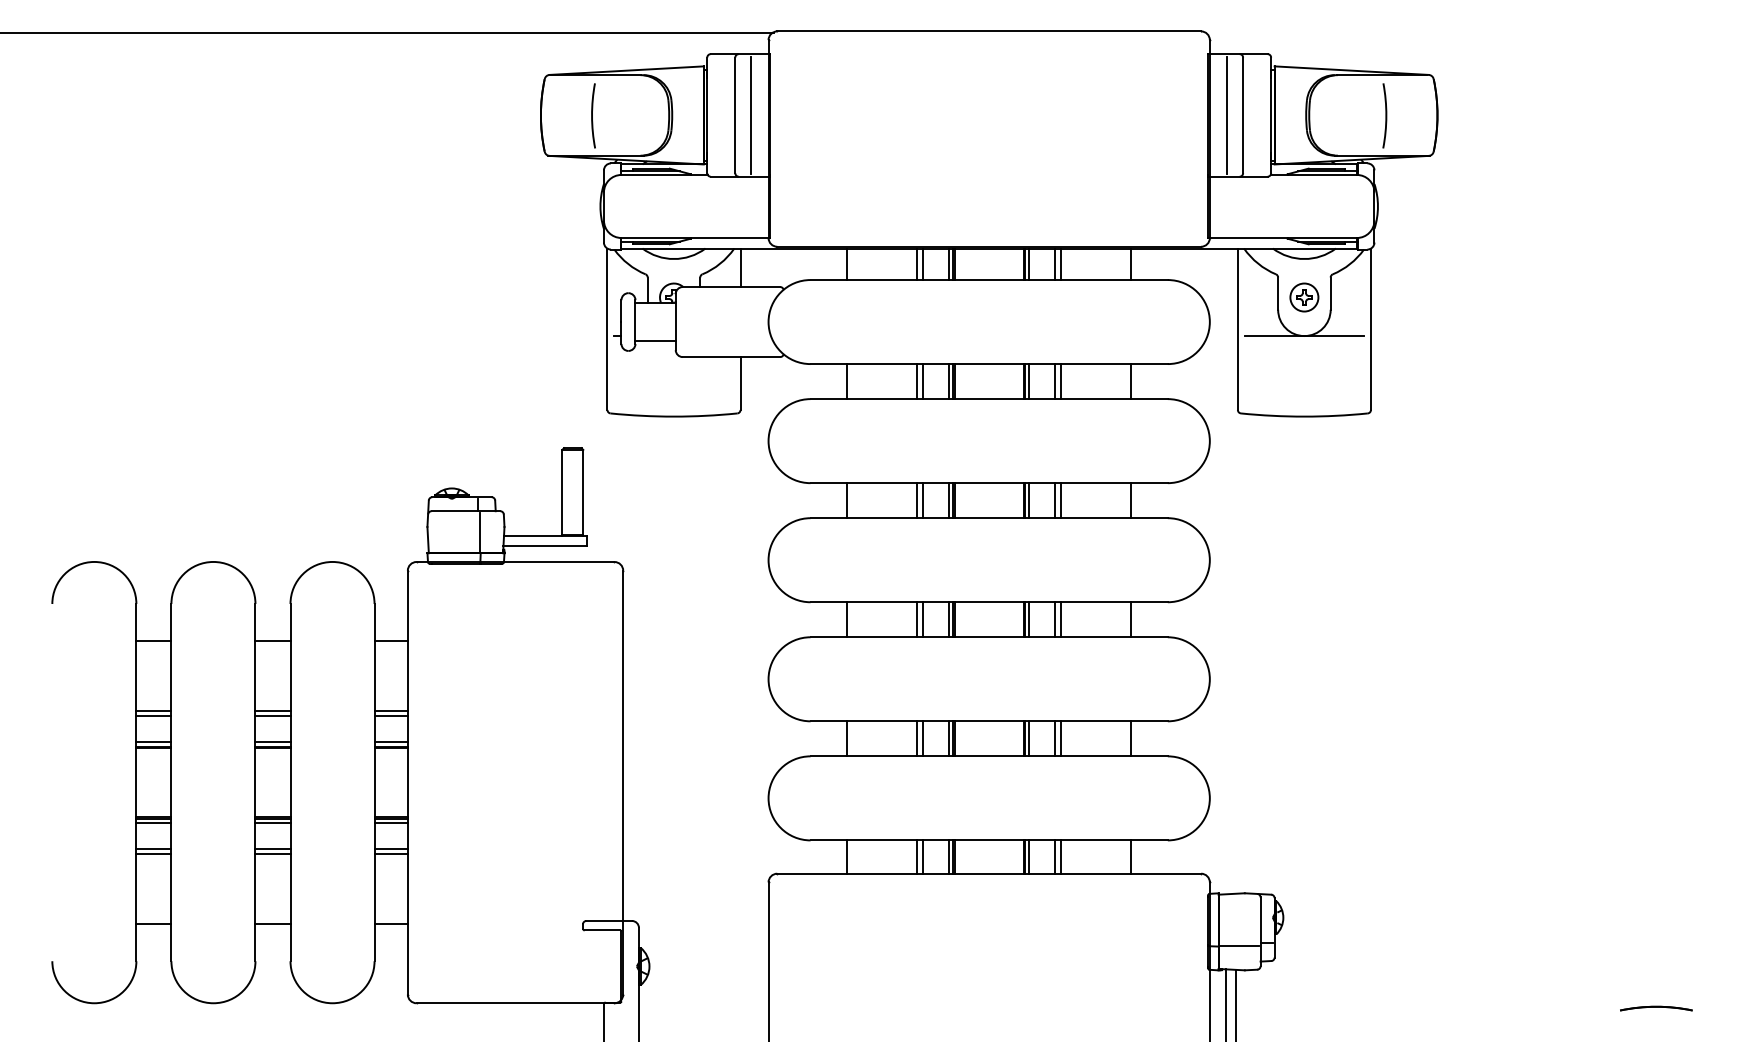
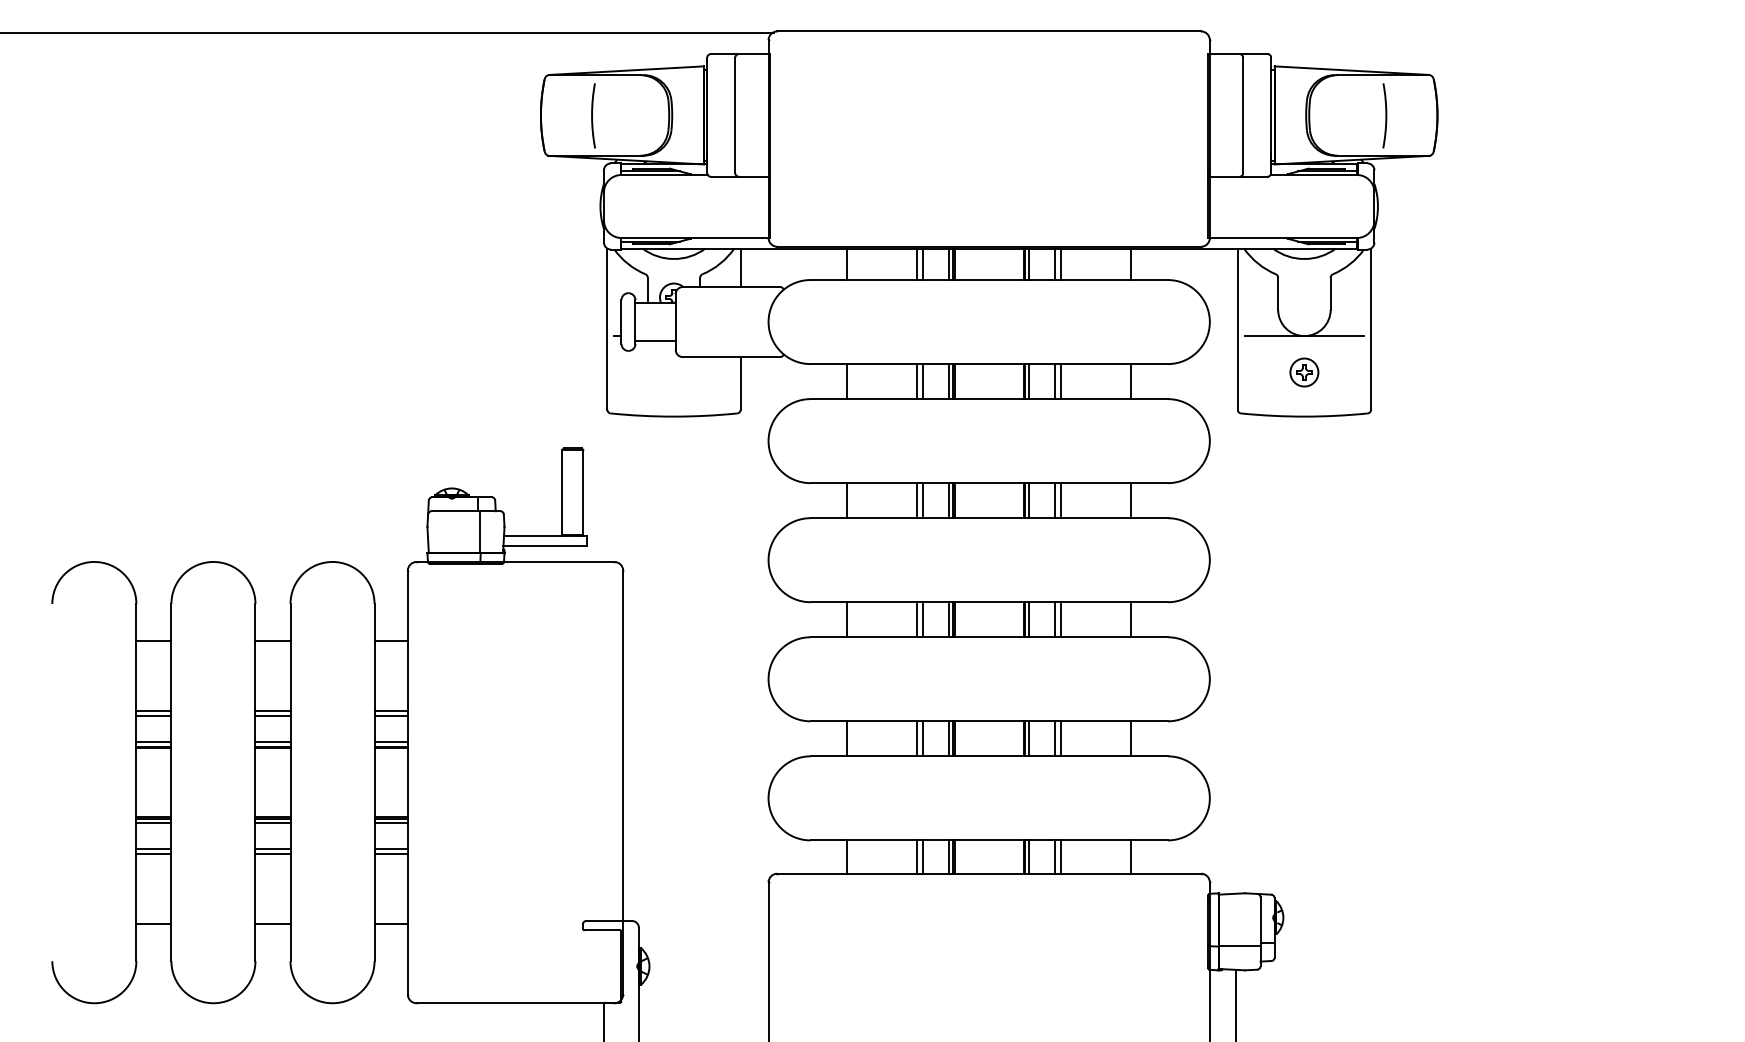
line: present -> none (751, 115)
line: present -> none (1227, 115)
part position: (1304, 297) -> (1304, 372) (1304, 372)
line: present -> none (1225, 1003)
part: present -> none (1656, 1008)
